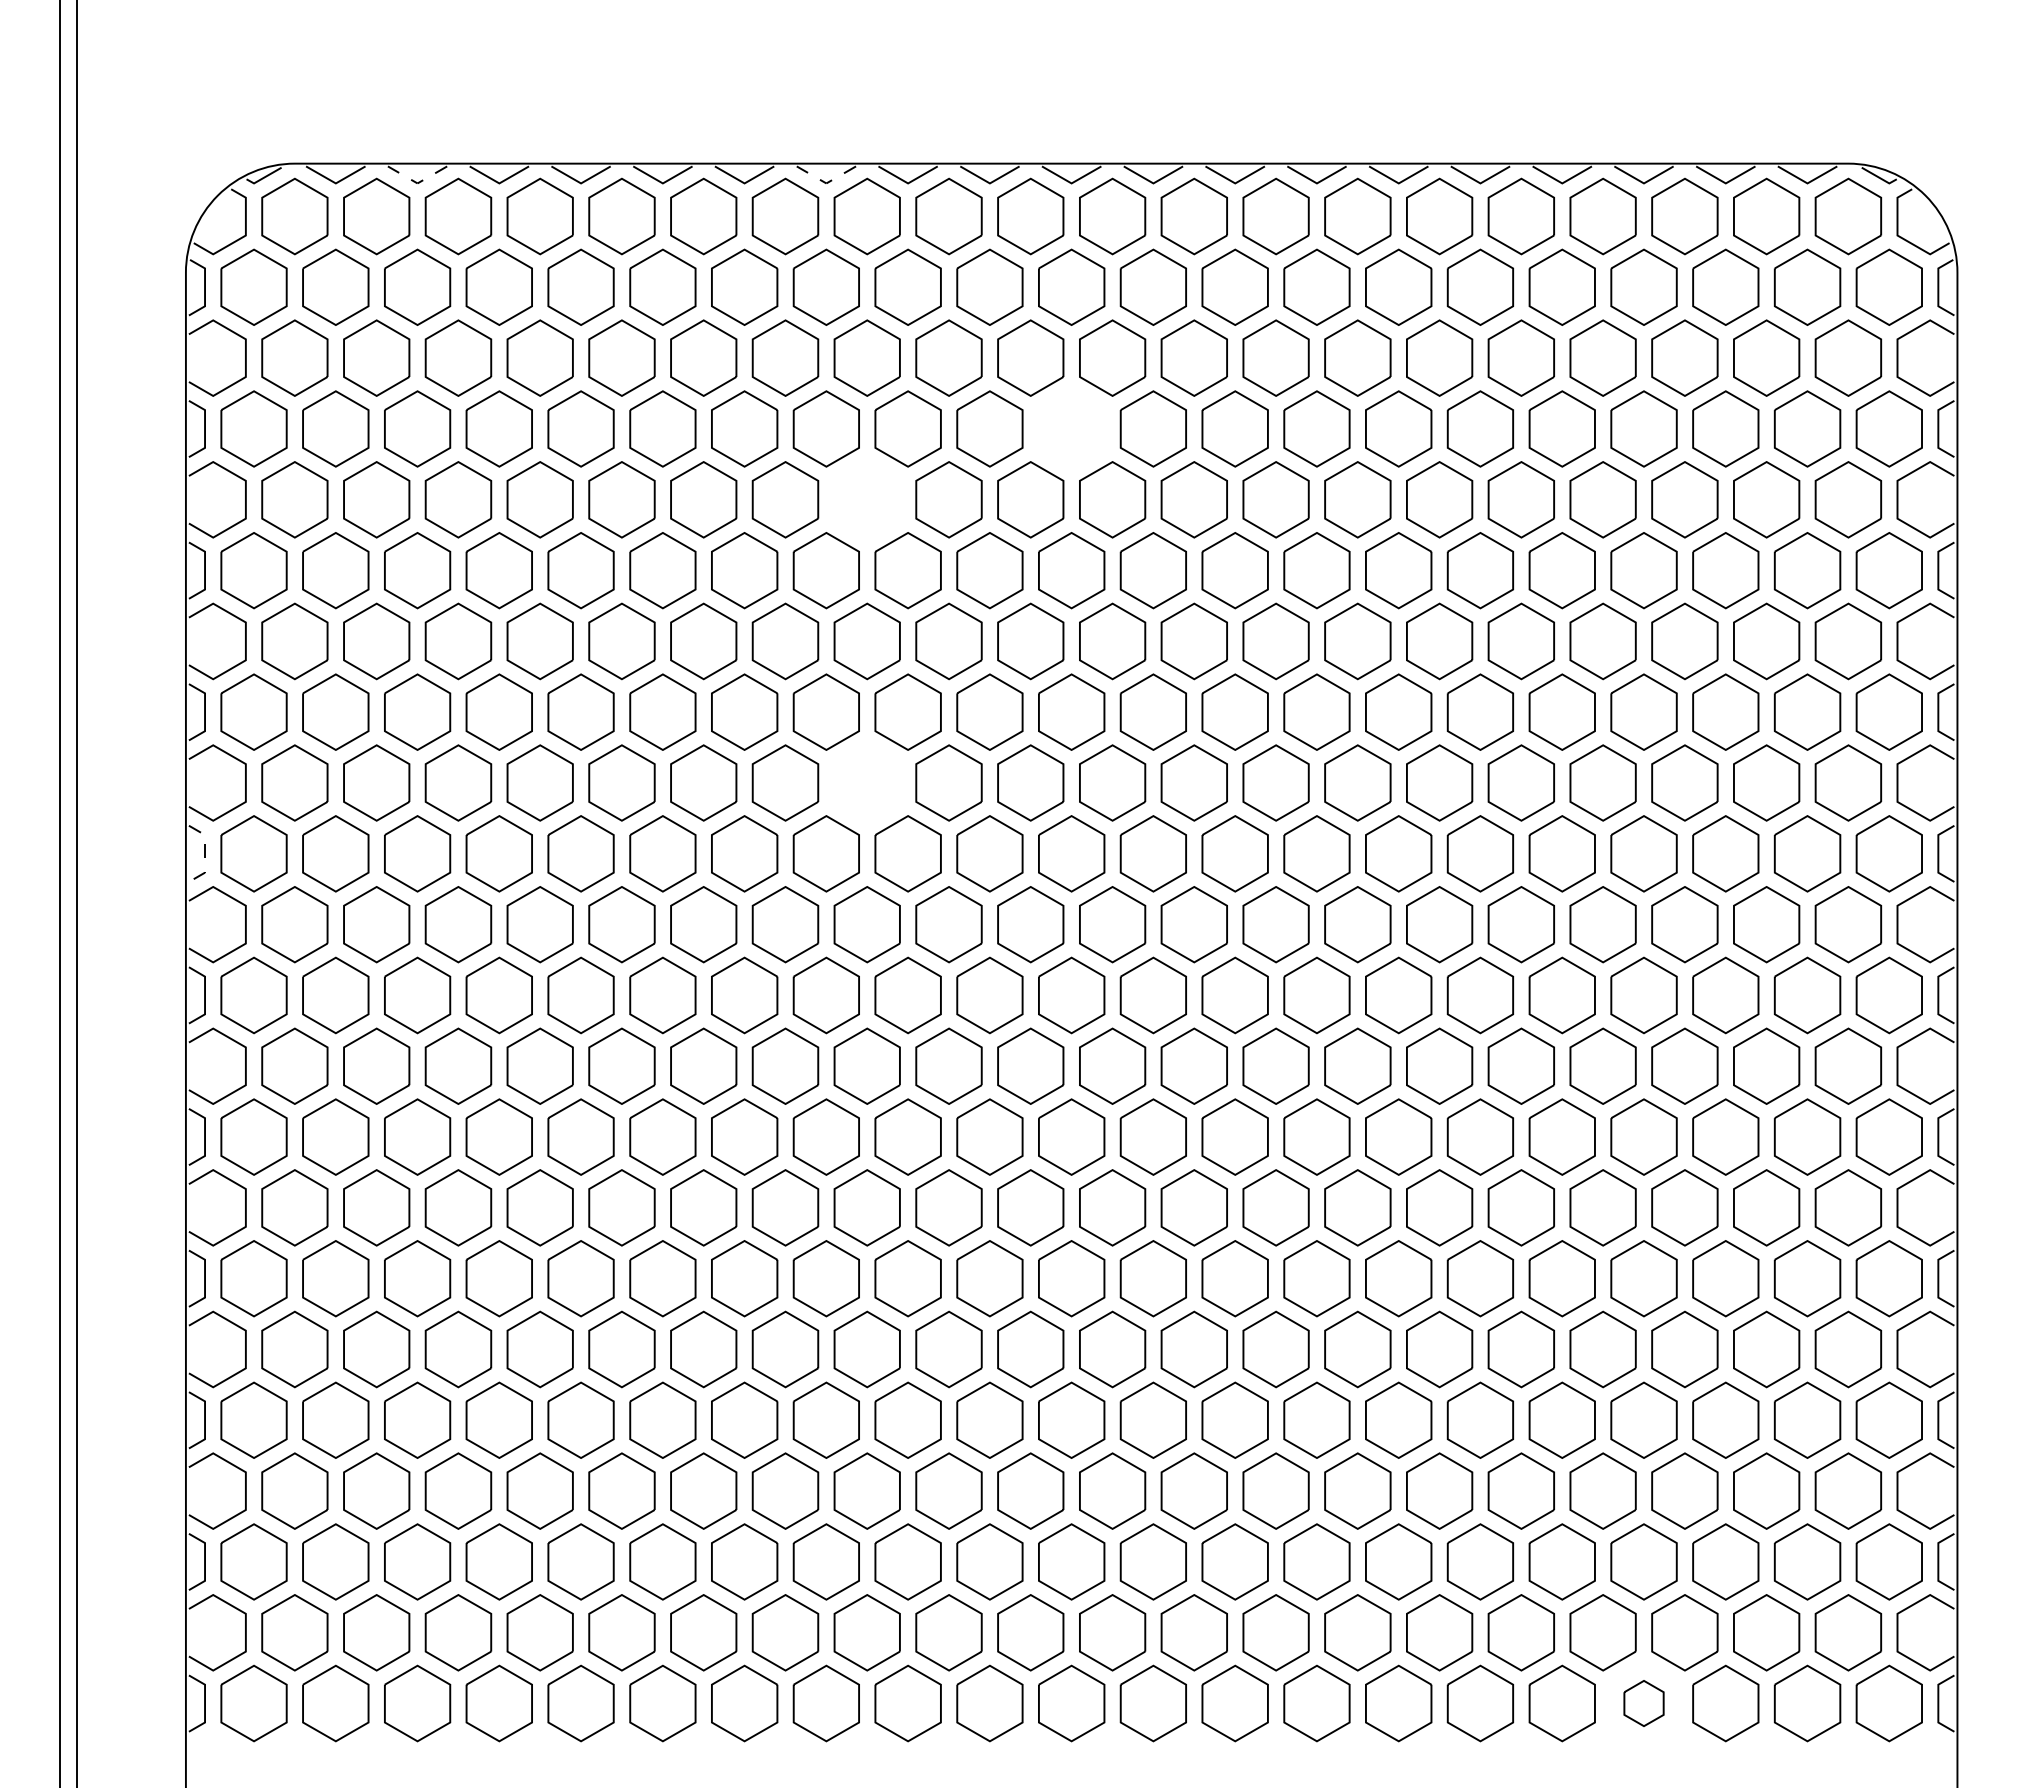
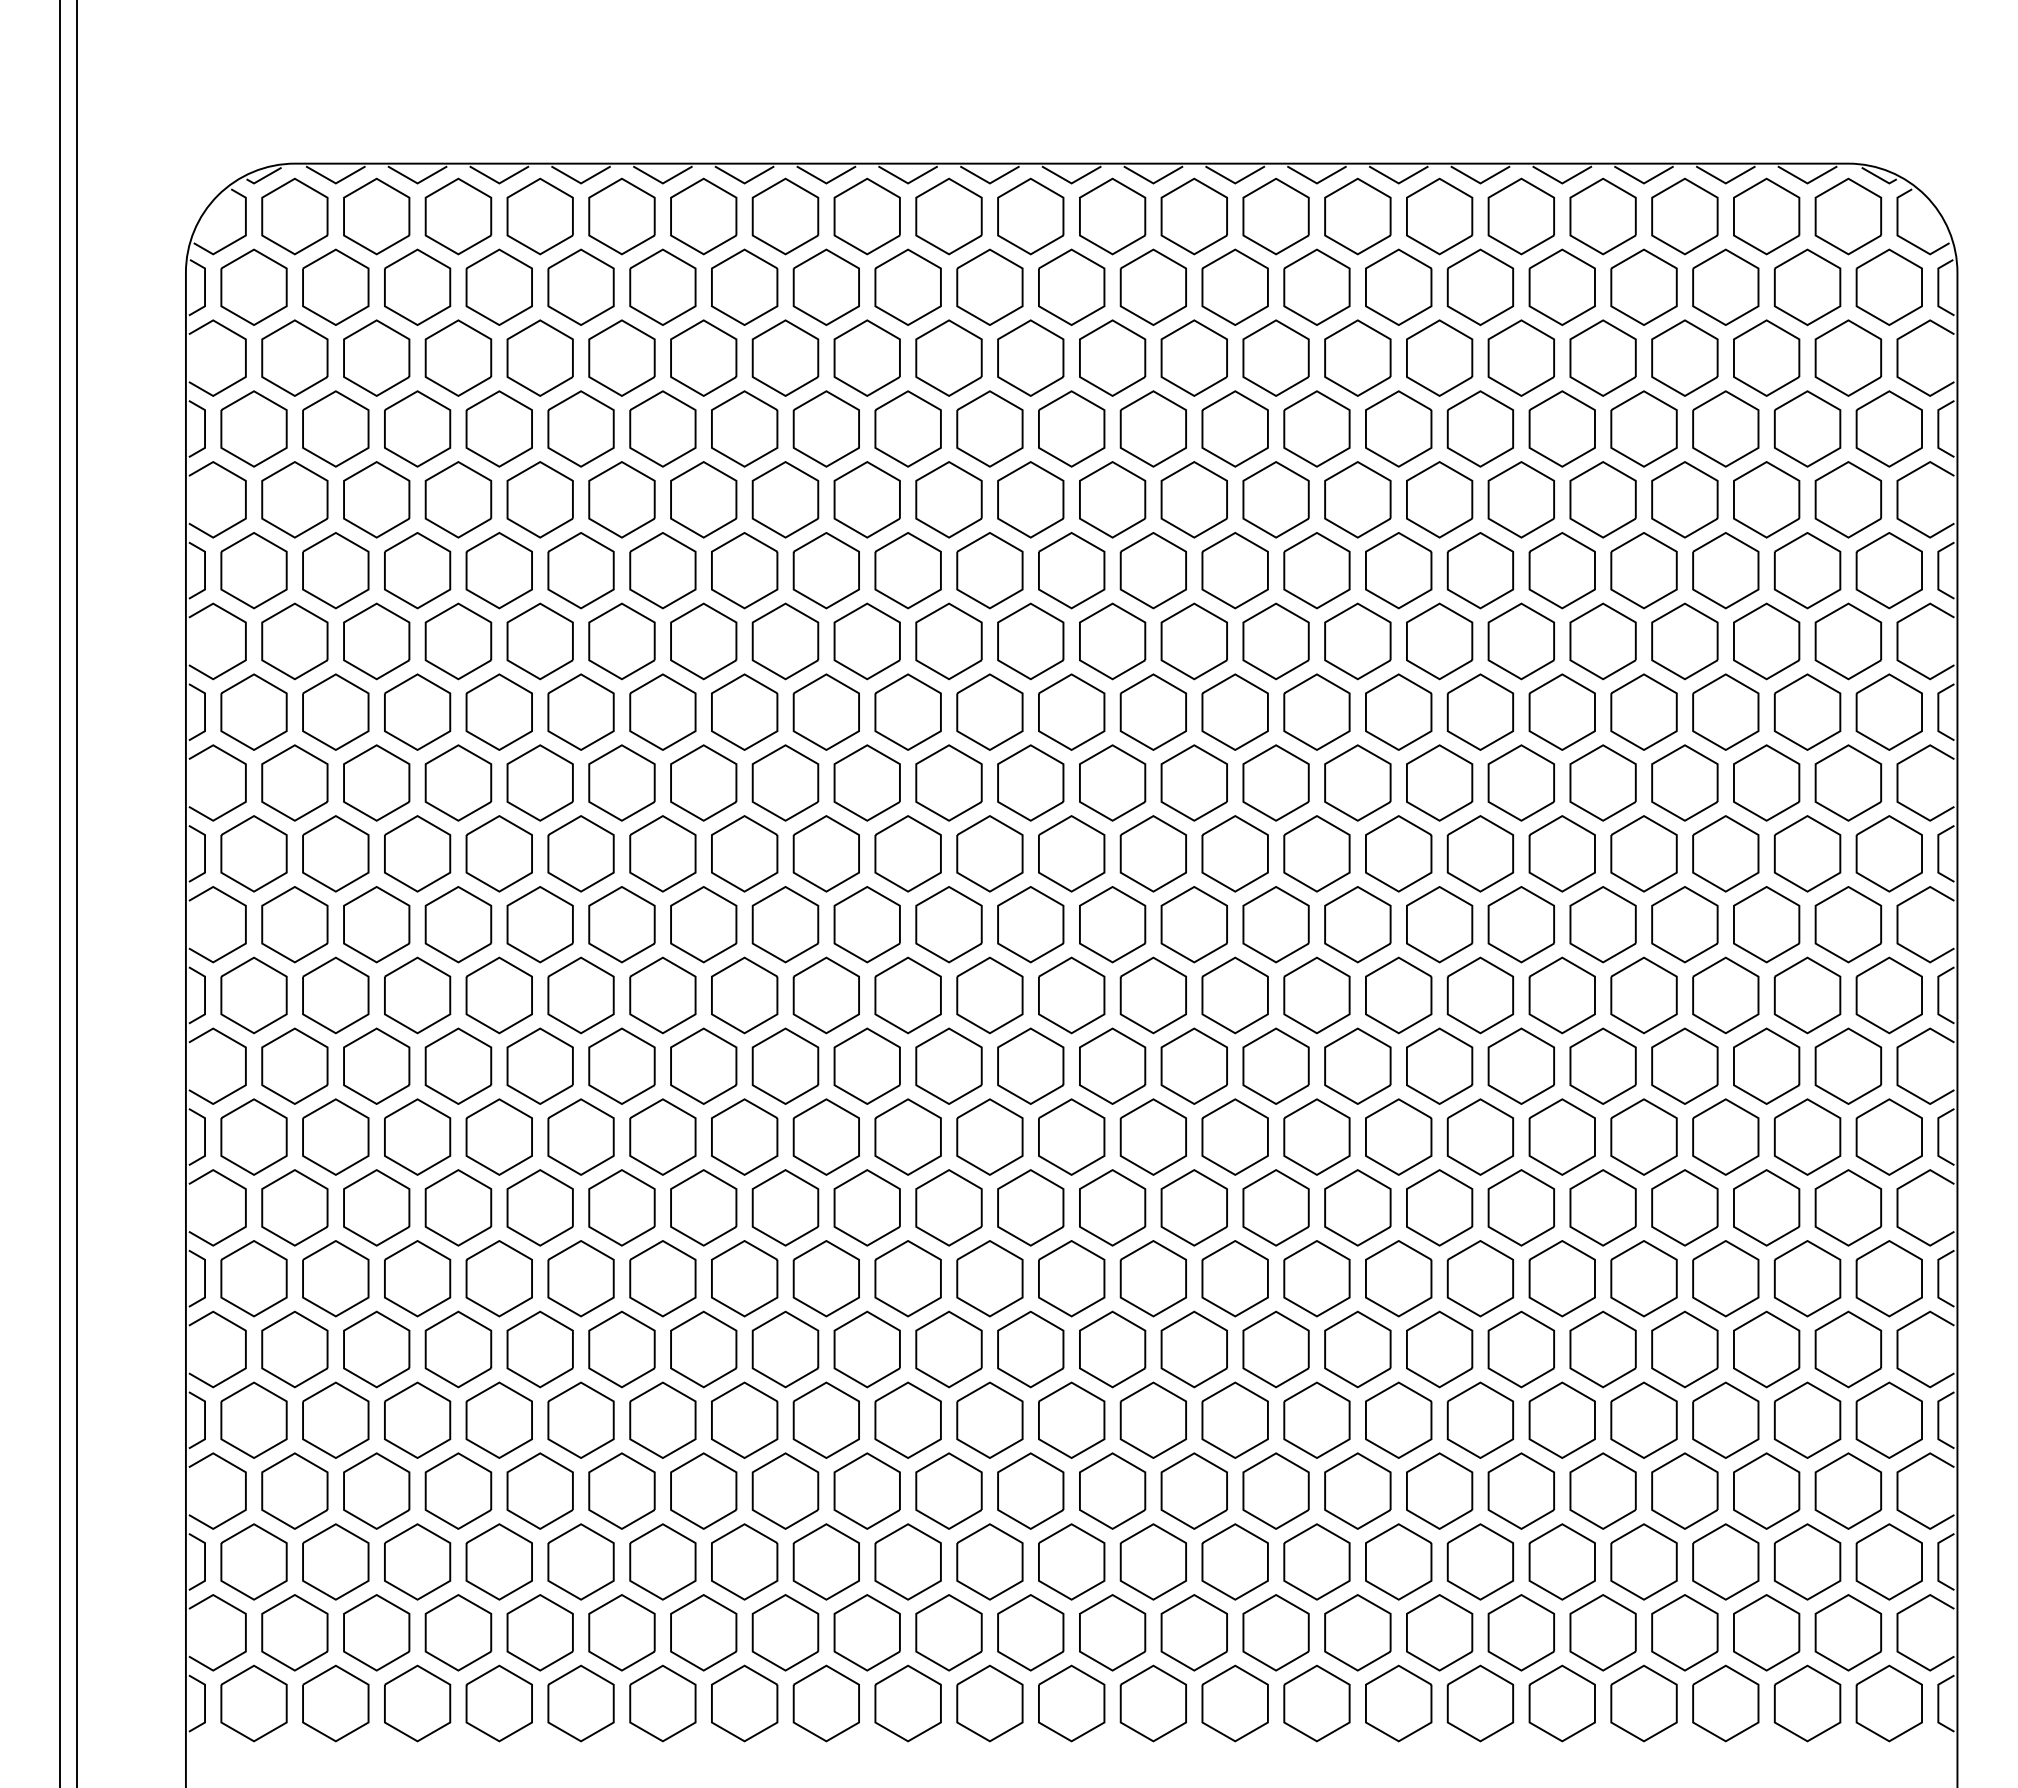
line: dashed -> solid (417, 183)
line: dashed -> solid (826, 183)
part: none -> present (1071, 428)
part: none -> present (866, 499)
part: none -> present (866, 782)
line: dashed -> solid (205, 853)
part size: 42x47 px -> 68x79 px (1643, 1703)
